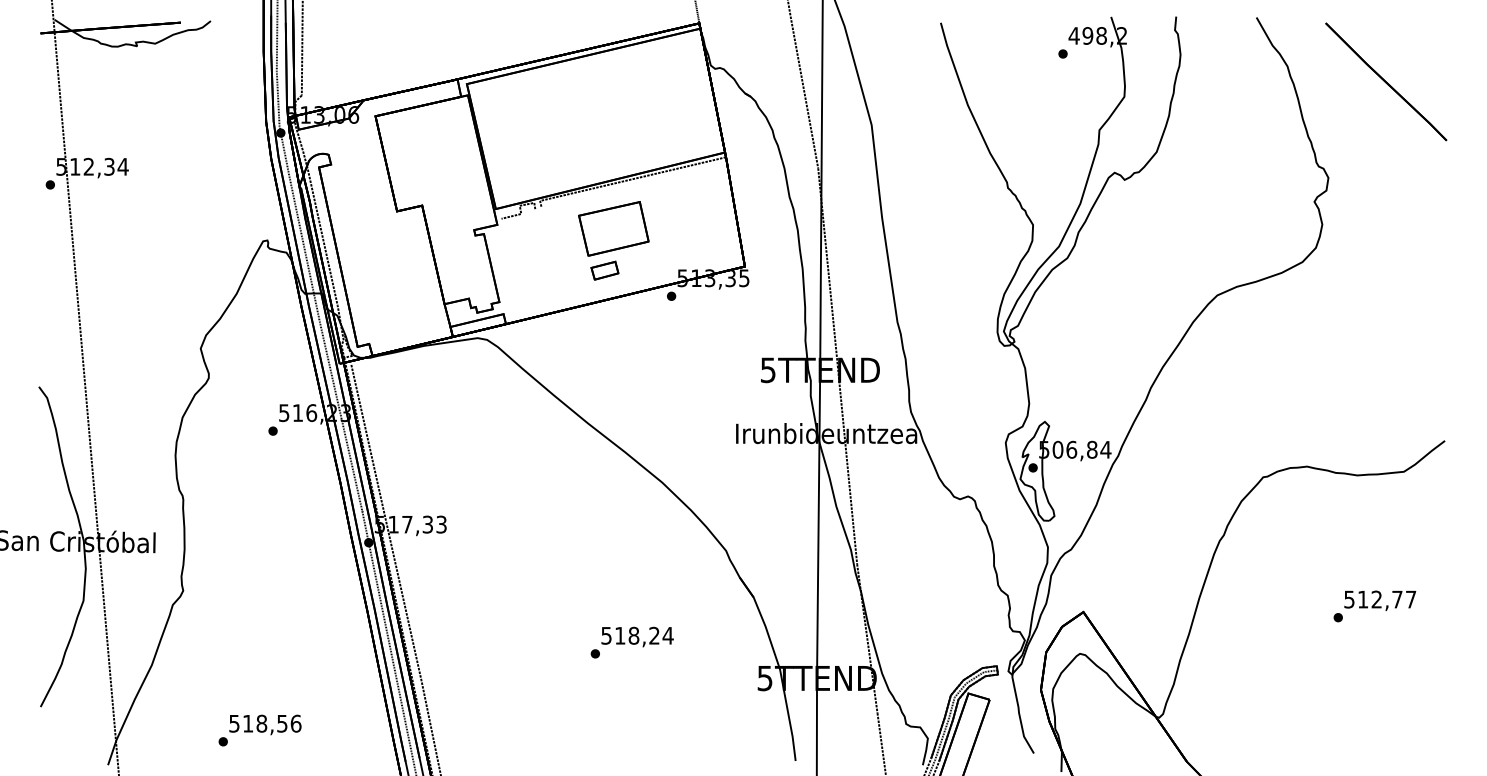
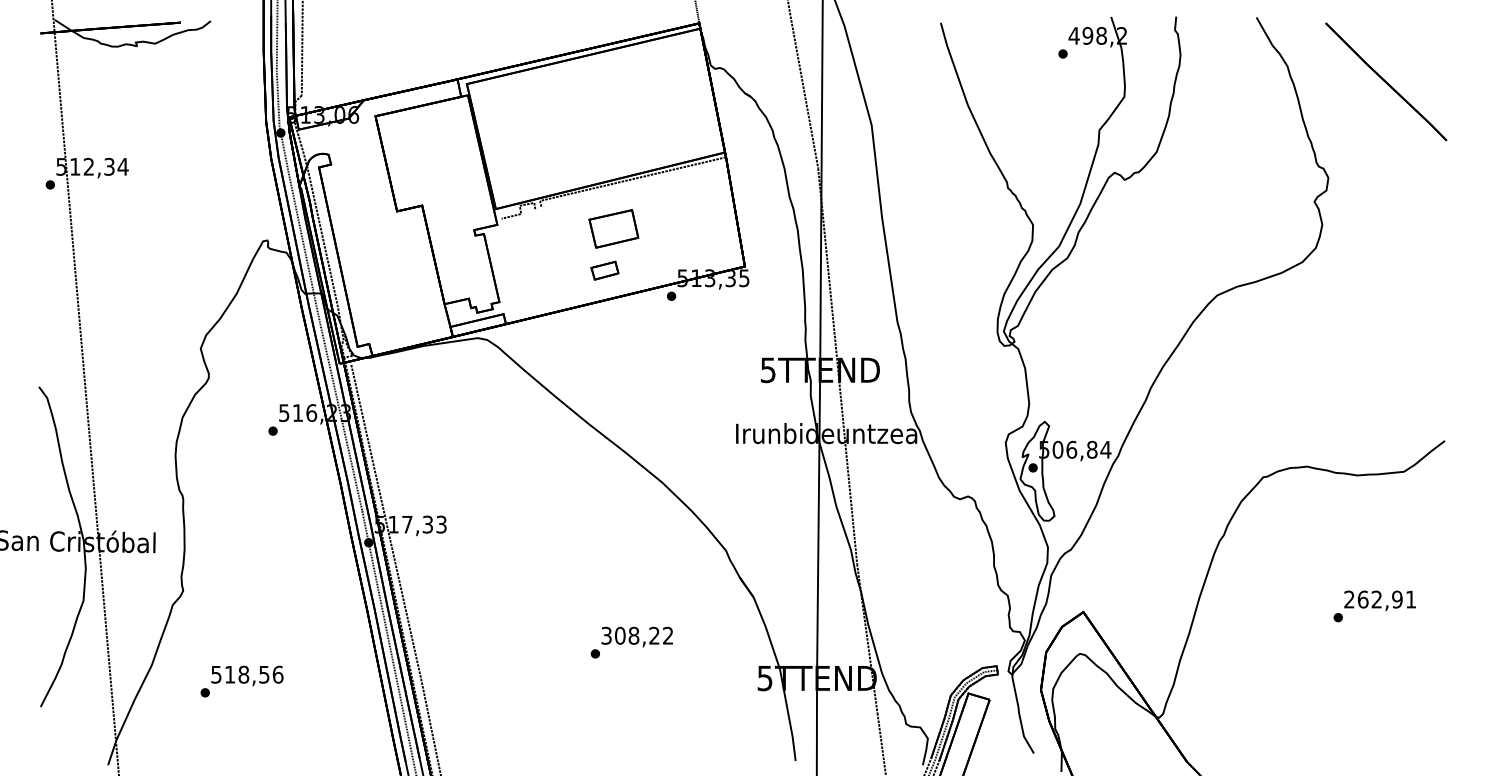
part size: 72x56 px -> 52x40 px (613, 228)
text: 512,77 -> 262,91 (1380, 599)
text: 518,24 -> 308,22 (637, 635)
text position: (259, 730) -> (241, 681) (241, 681)
